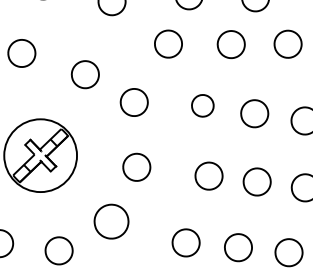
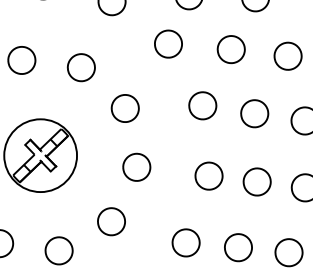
part position: (287, 43) -> (287, 55) (287, 55)
part position: (230, 44) -> (230, 49) (230, 49)
part position: (21, 53) -> (21, 60) (21, 60)
part position: (84, 74) -> (80, 67) (80, 67)
part position: (133, 102) -> (124, 108) (124, 108)
part size: 24x24 px -> 30x30 px (202, 105)
part size: 37x37 px -> 29x30 px (111, 221)
